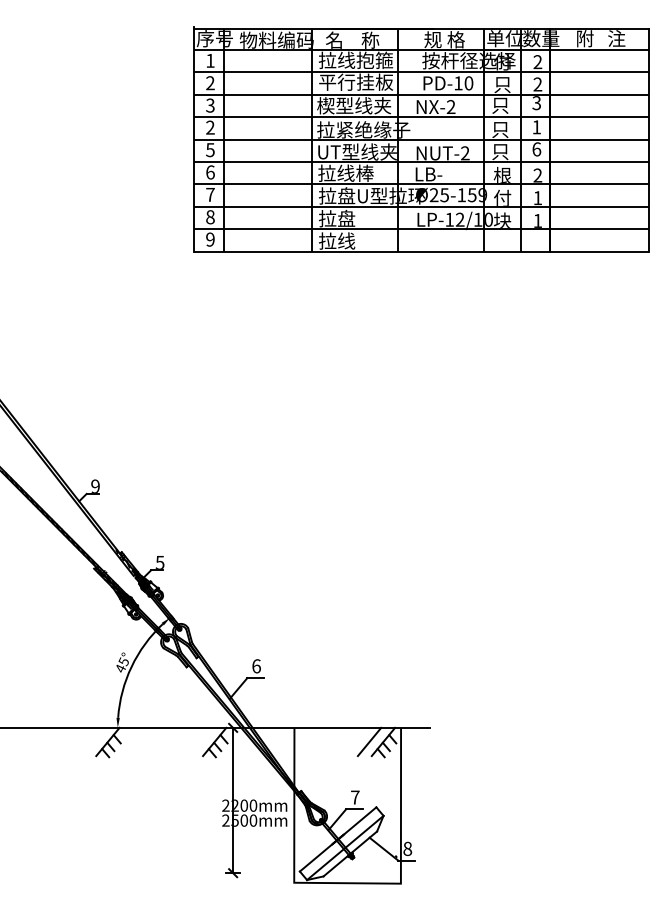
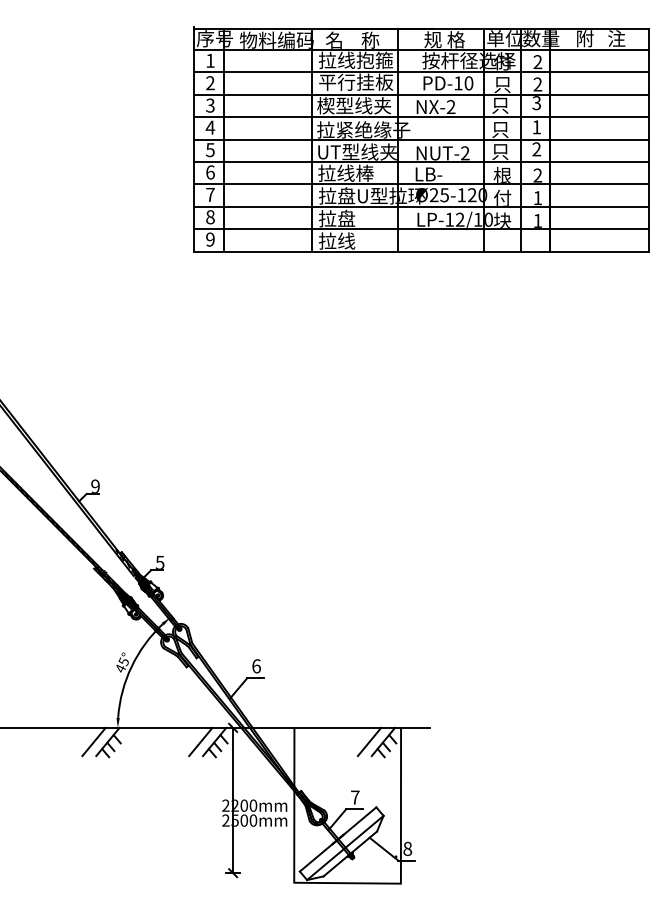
text: 2 -> 4 (210, 127)
text: 6 -> 2 (536, 149)
text: Ø25-159 -> Ø25-120 (477, 195)
line: none -> present (93, 741)
line: none -> present (200, 741)
